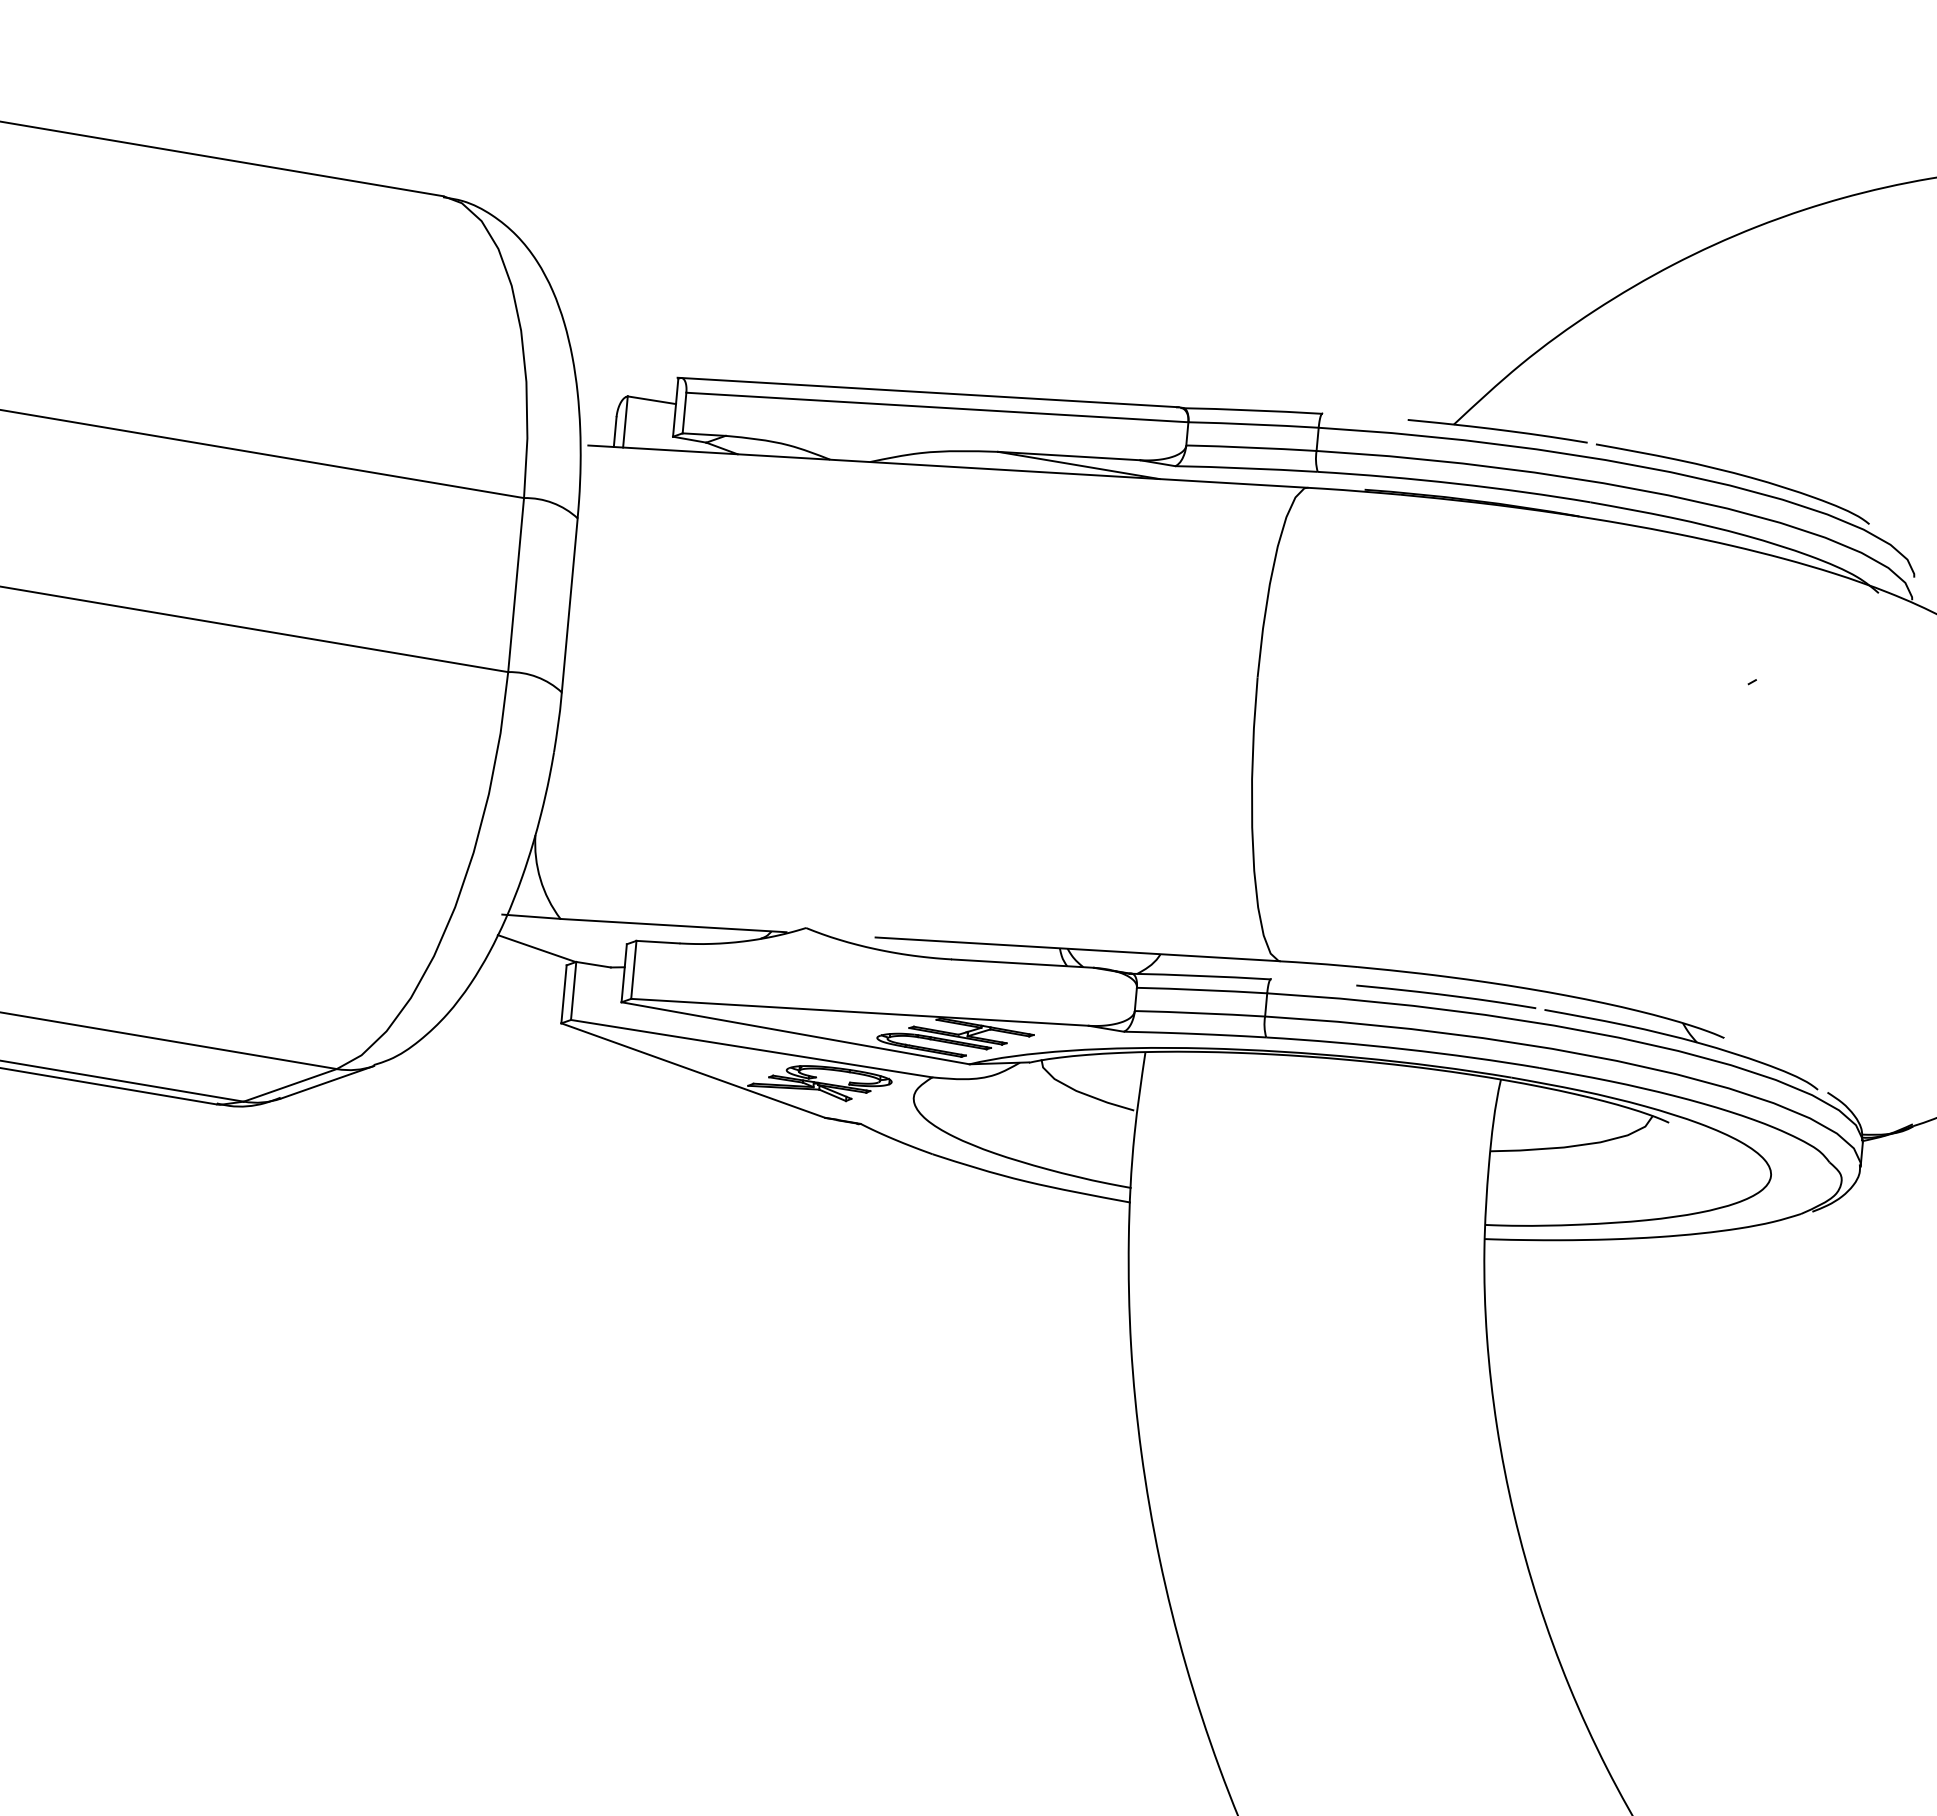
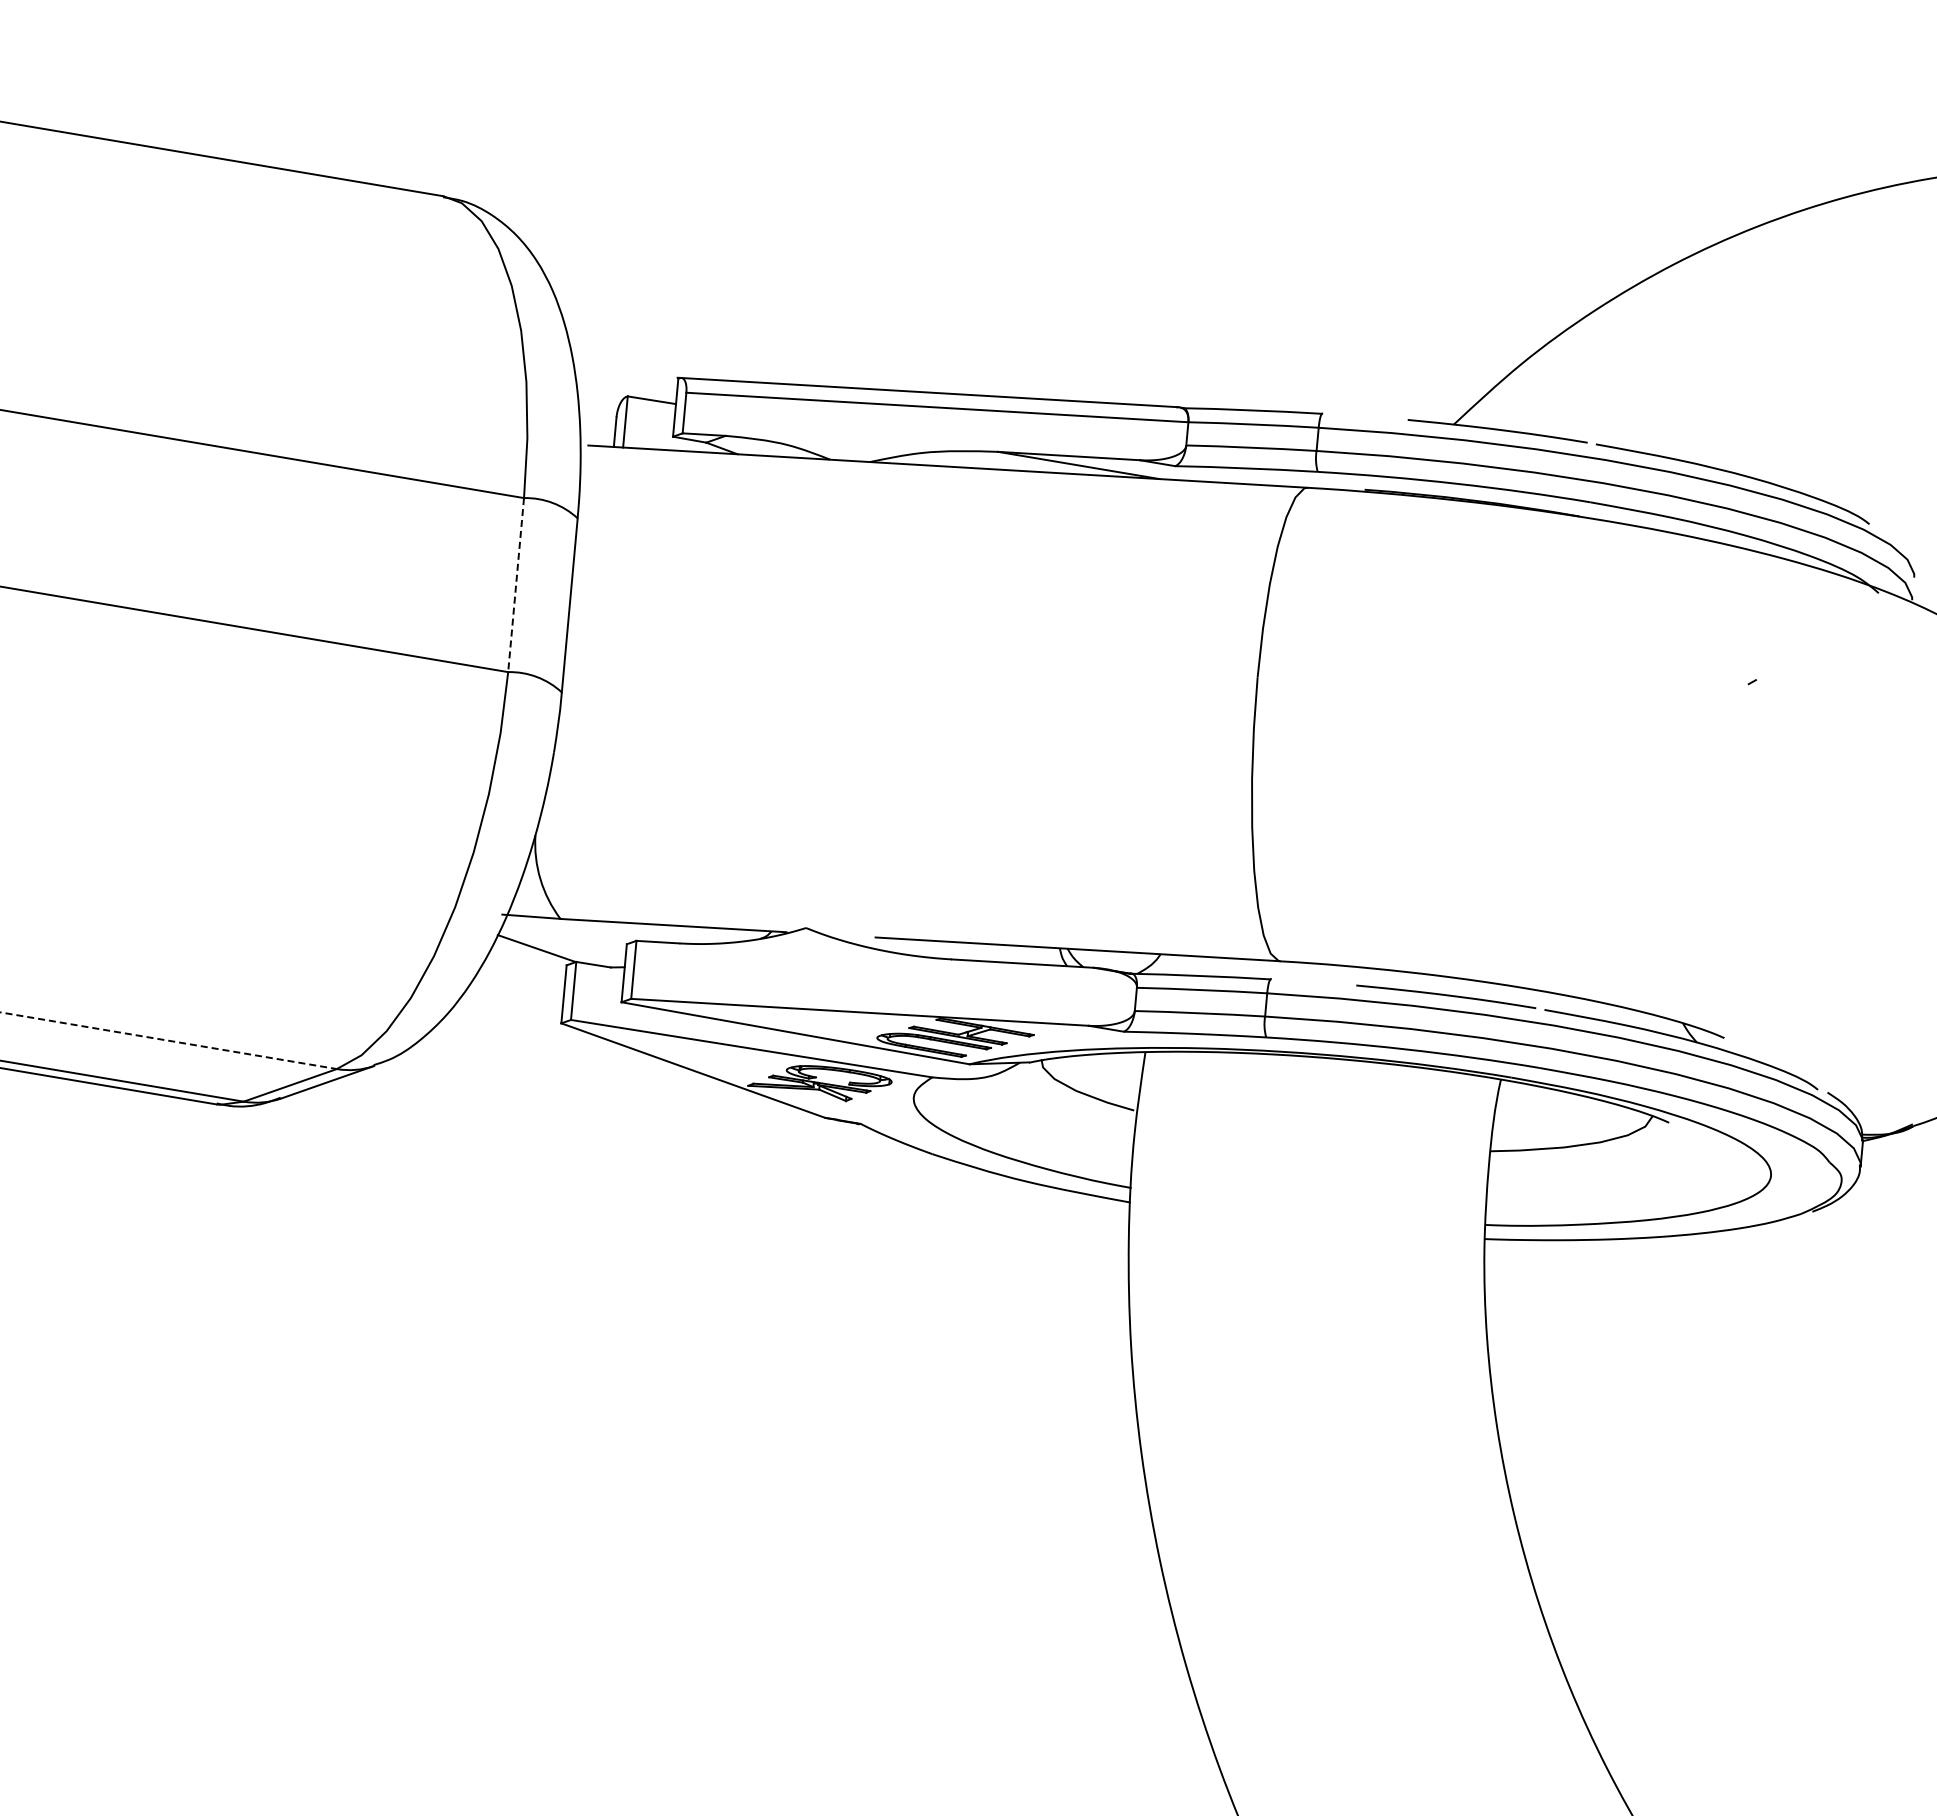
line: solid -> dashed (516, 585)
line: solid -> dashed (168, 1040)
